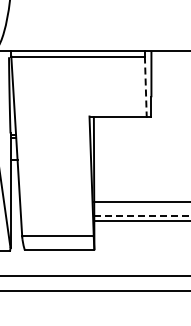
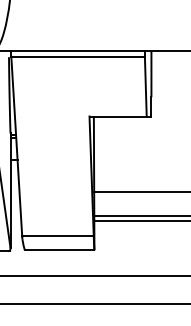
line: dashed -> solid (145, 86)
line position: (140, 202) -> (140, 192) (140, 192)
line: dashed -> solid (142, 215)
line position: (94, 290) -> (94, 303) (94, 303)
